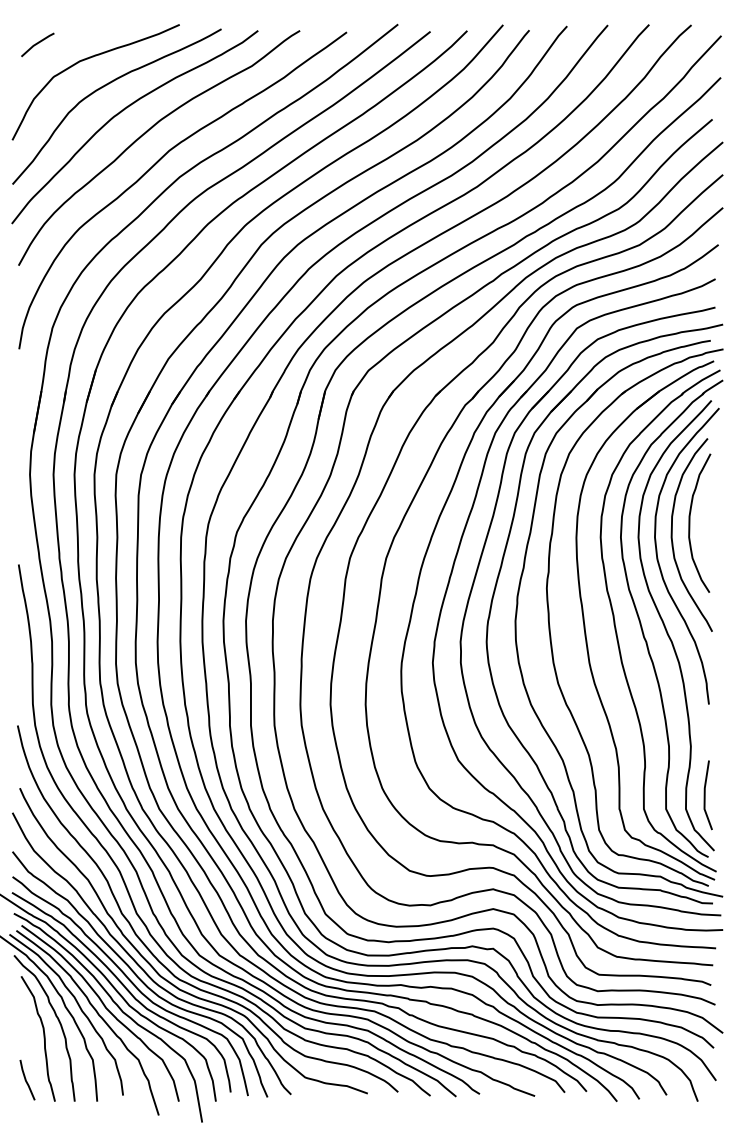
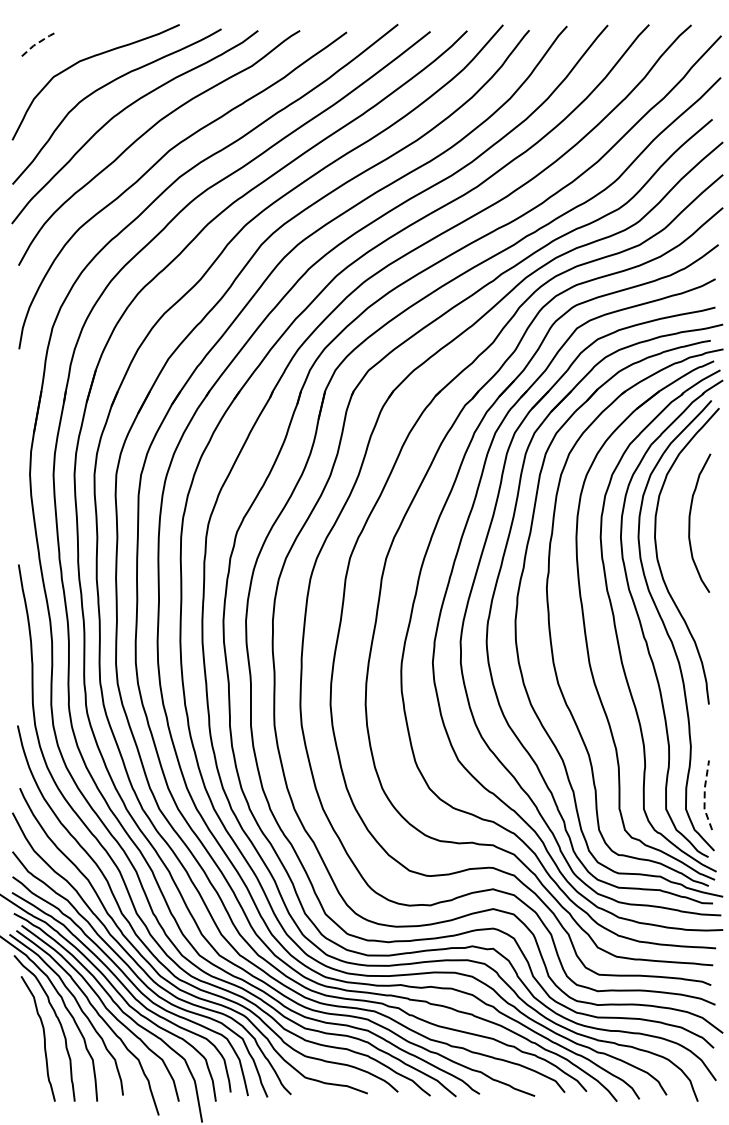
line: solid -> dashed (36, 43)
curve: present -> none (672, 534)
line: solid -> dashed (704, 795)
line: present -> none (26, 1079)
